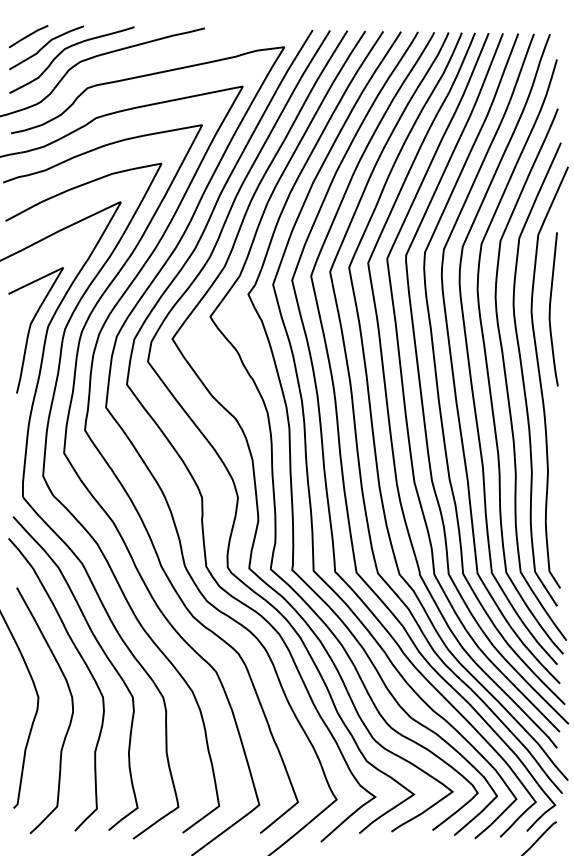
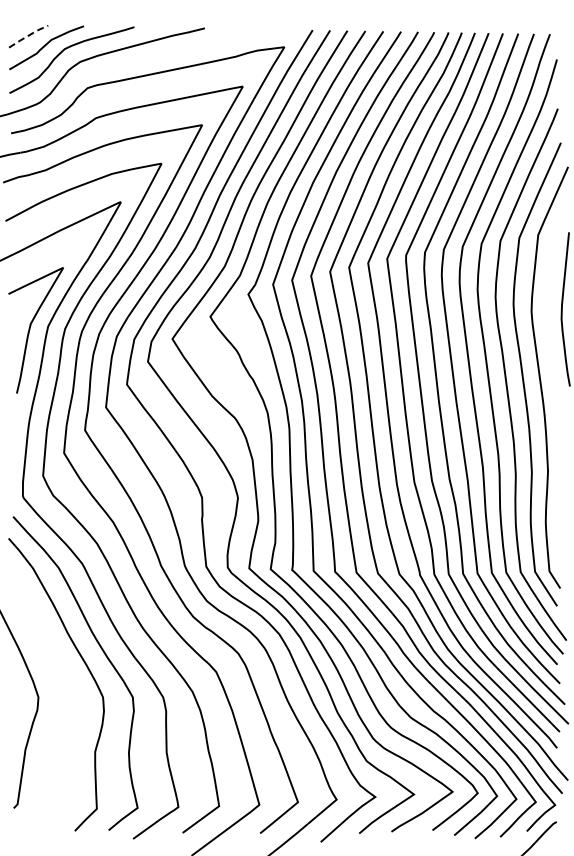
line: solid -> dashed (28, 35)
curve position: (550, 309) -> (562, 309) (562, 309)
curve: present -> none (70, 717)
